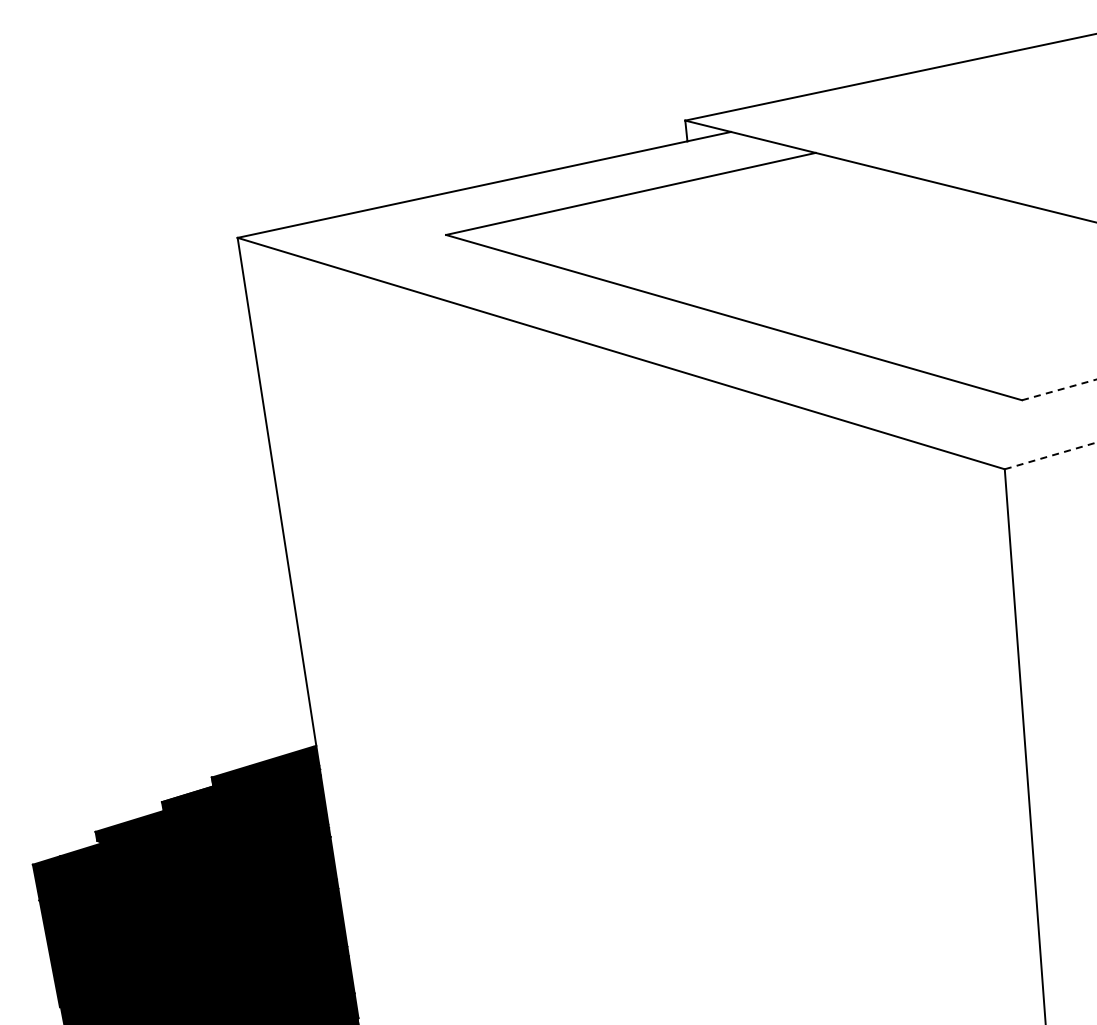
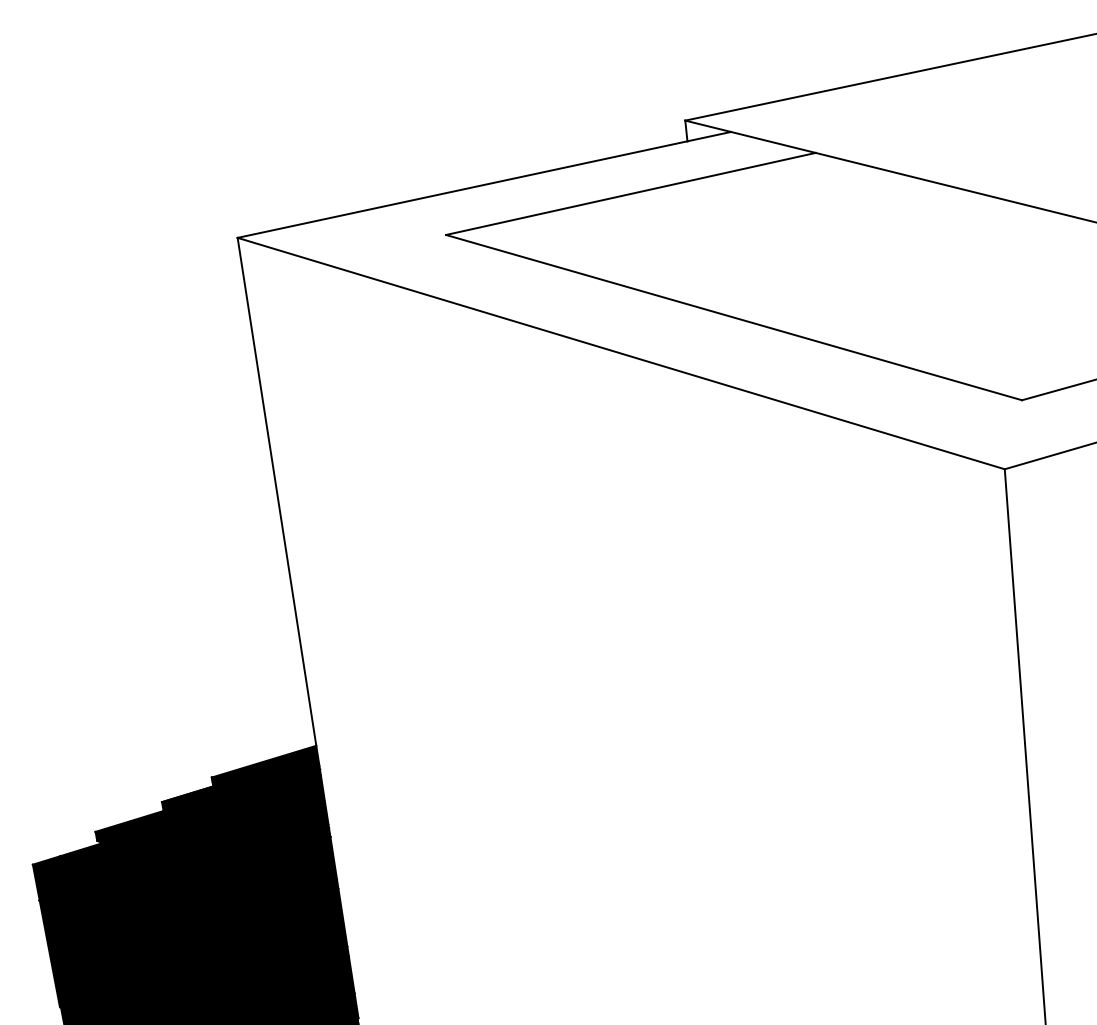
line: dashed -> solid (1059, 389)
line: dashed -> solid (1050, 455)
